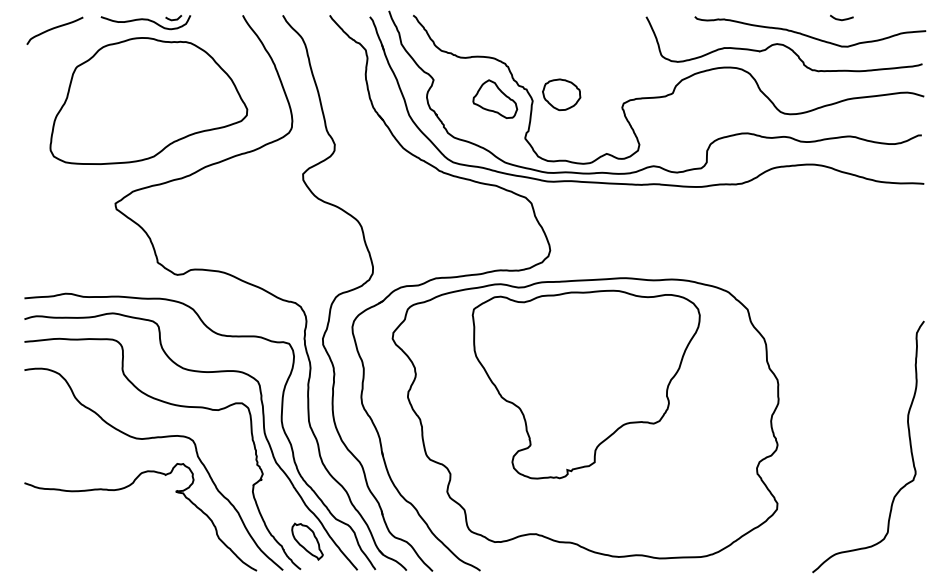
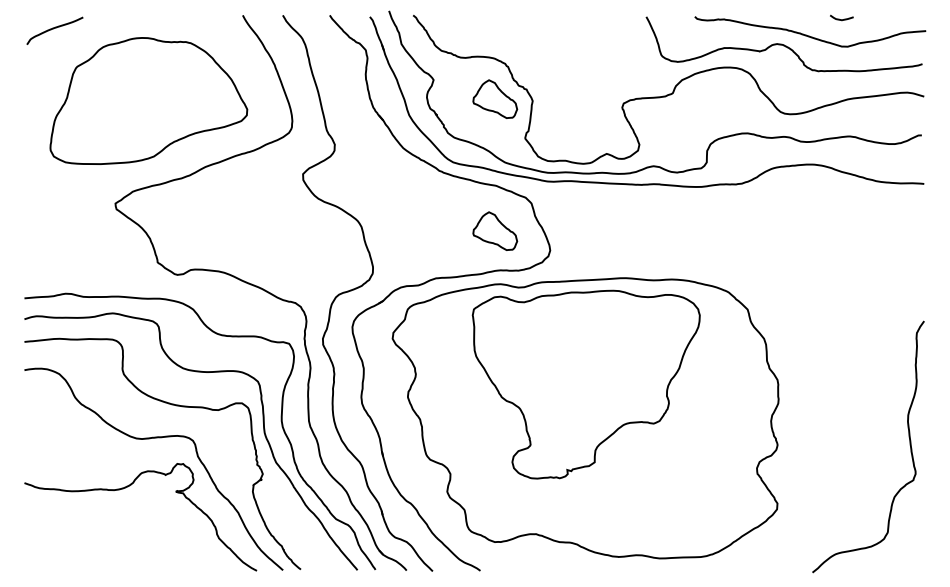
part: present -> none (145, 22)
part: present -> none (561, 94)
part: none -> present (495, 230)
part: present -> none (307, 541)
